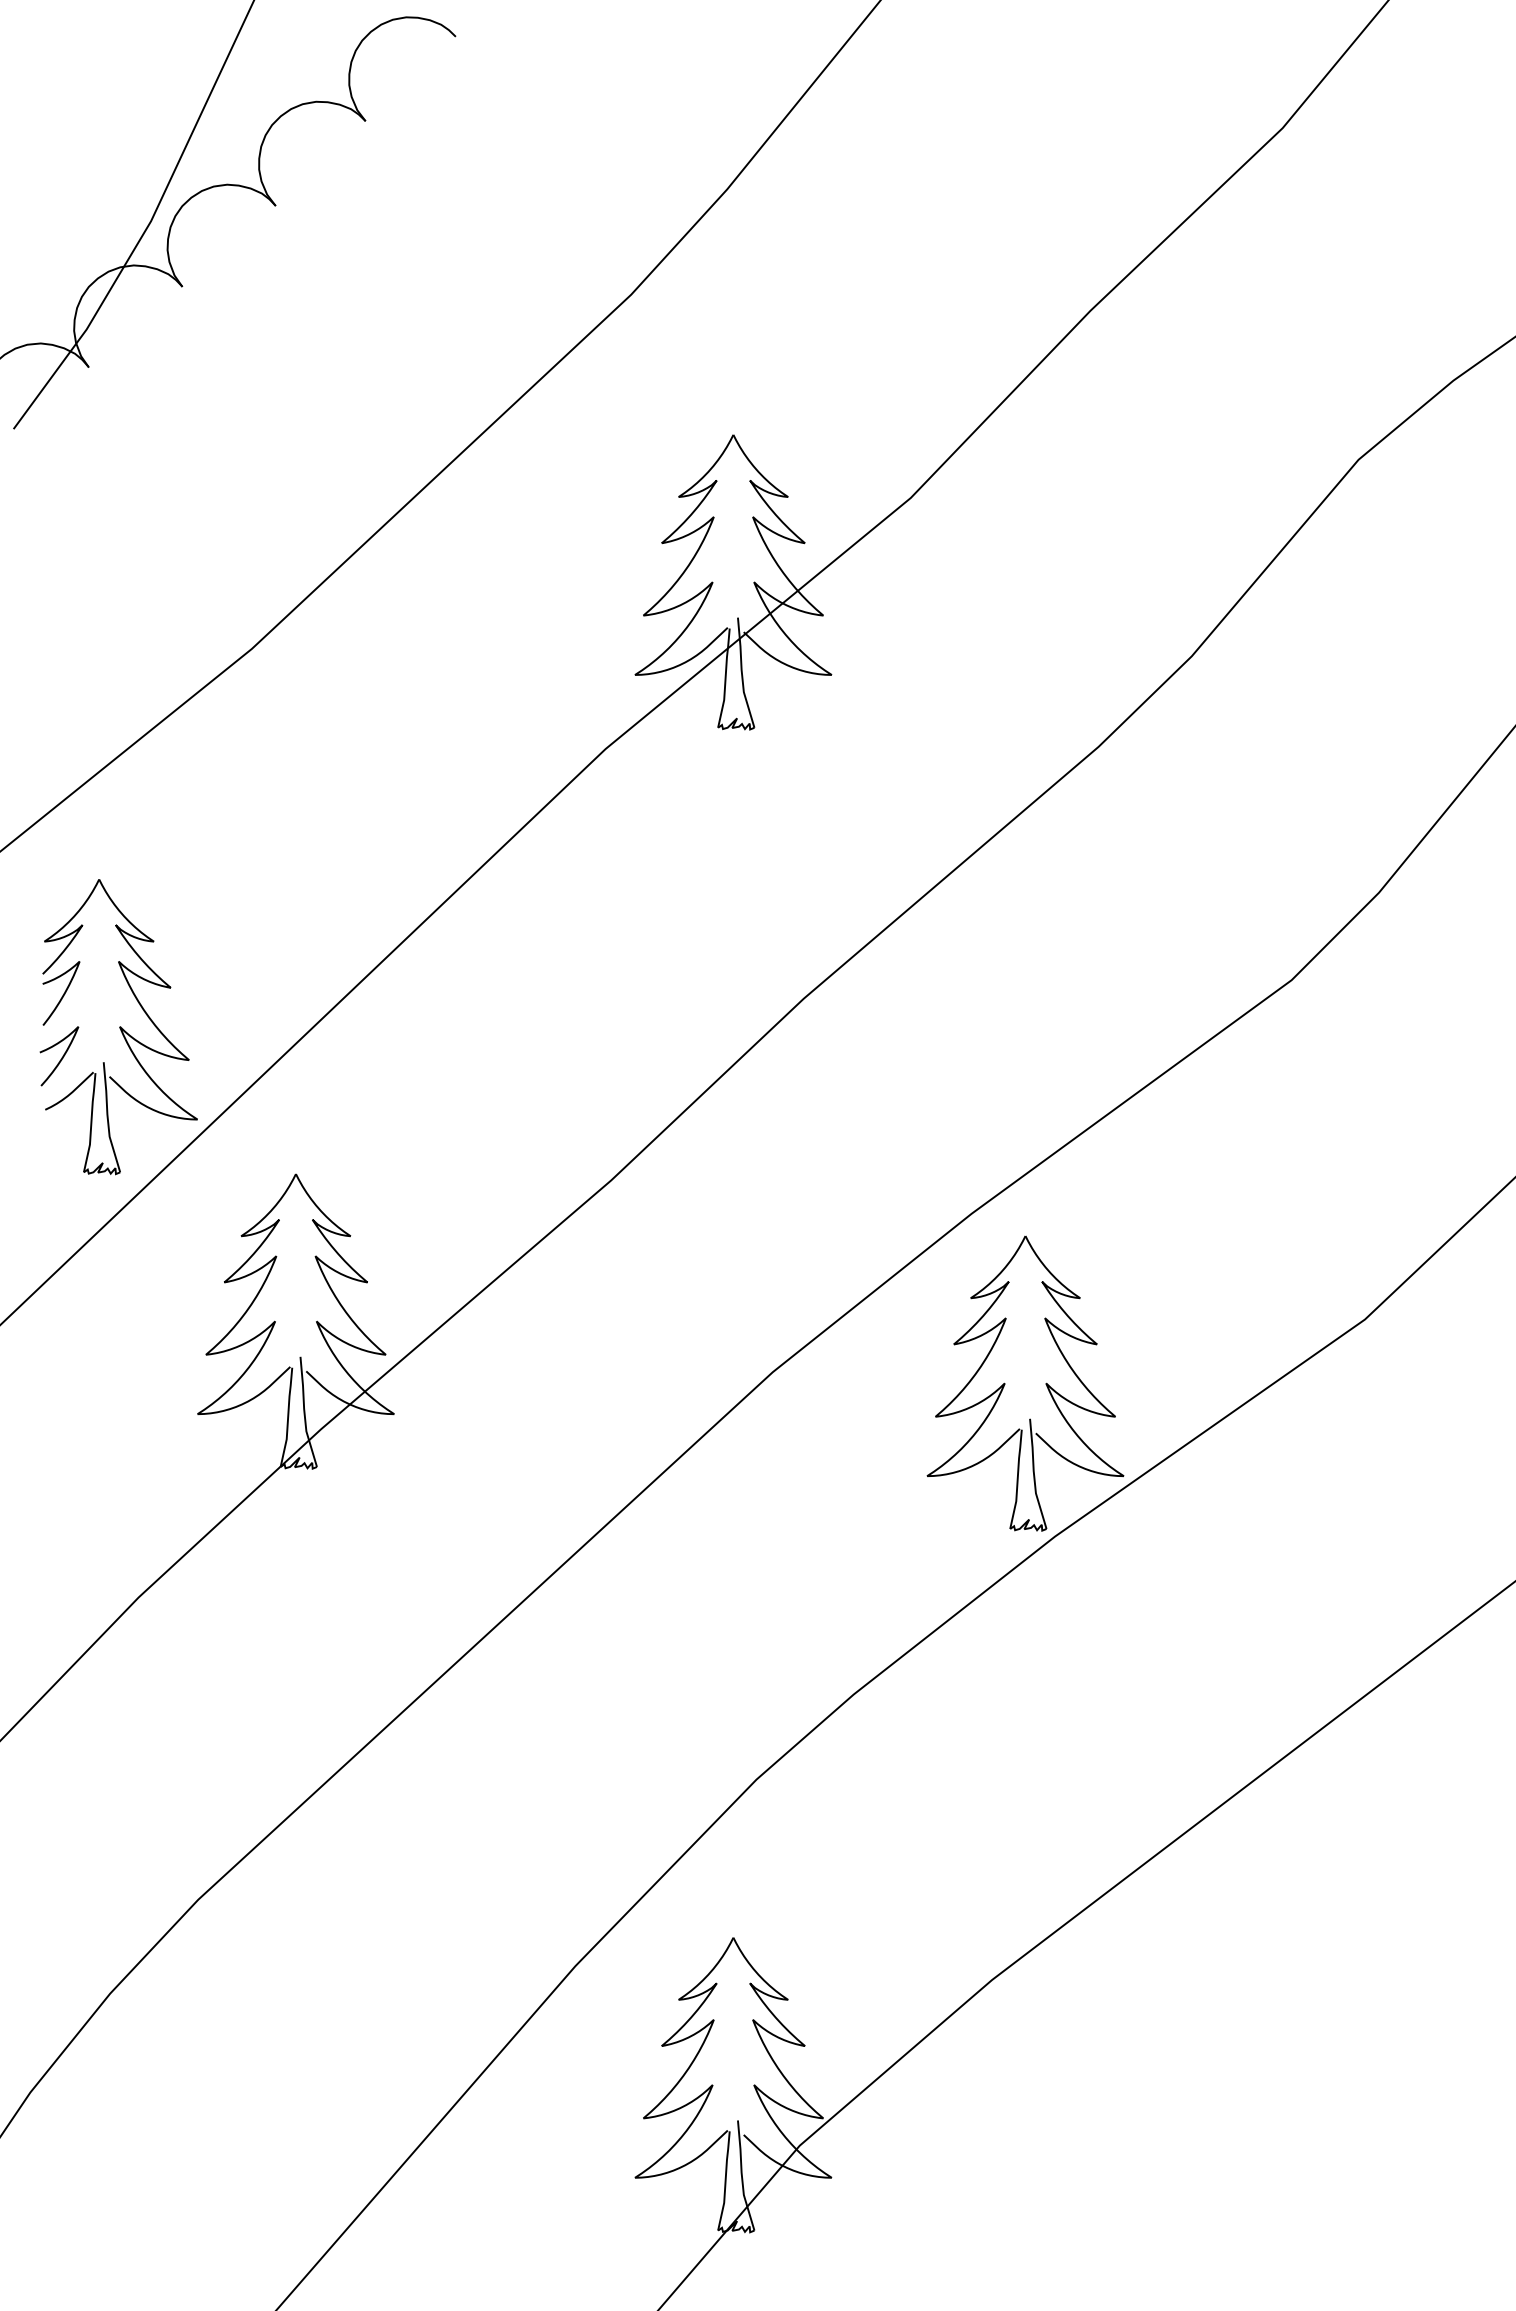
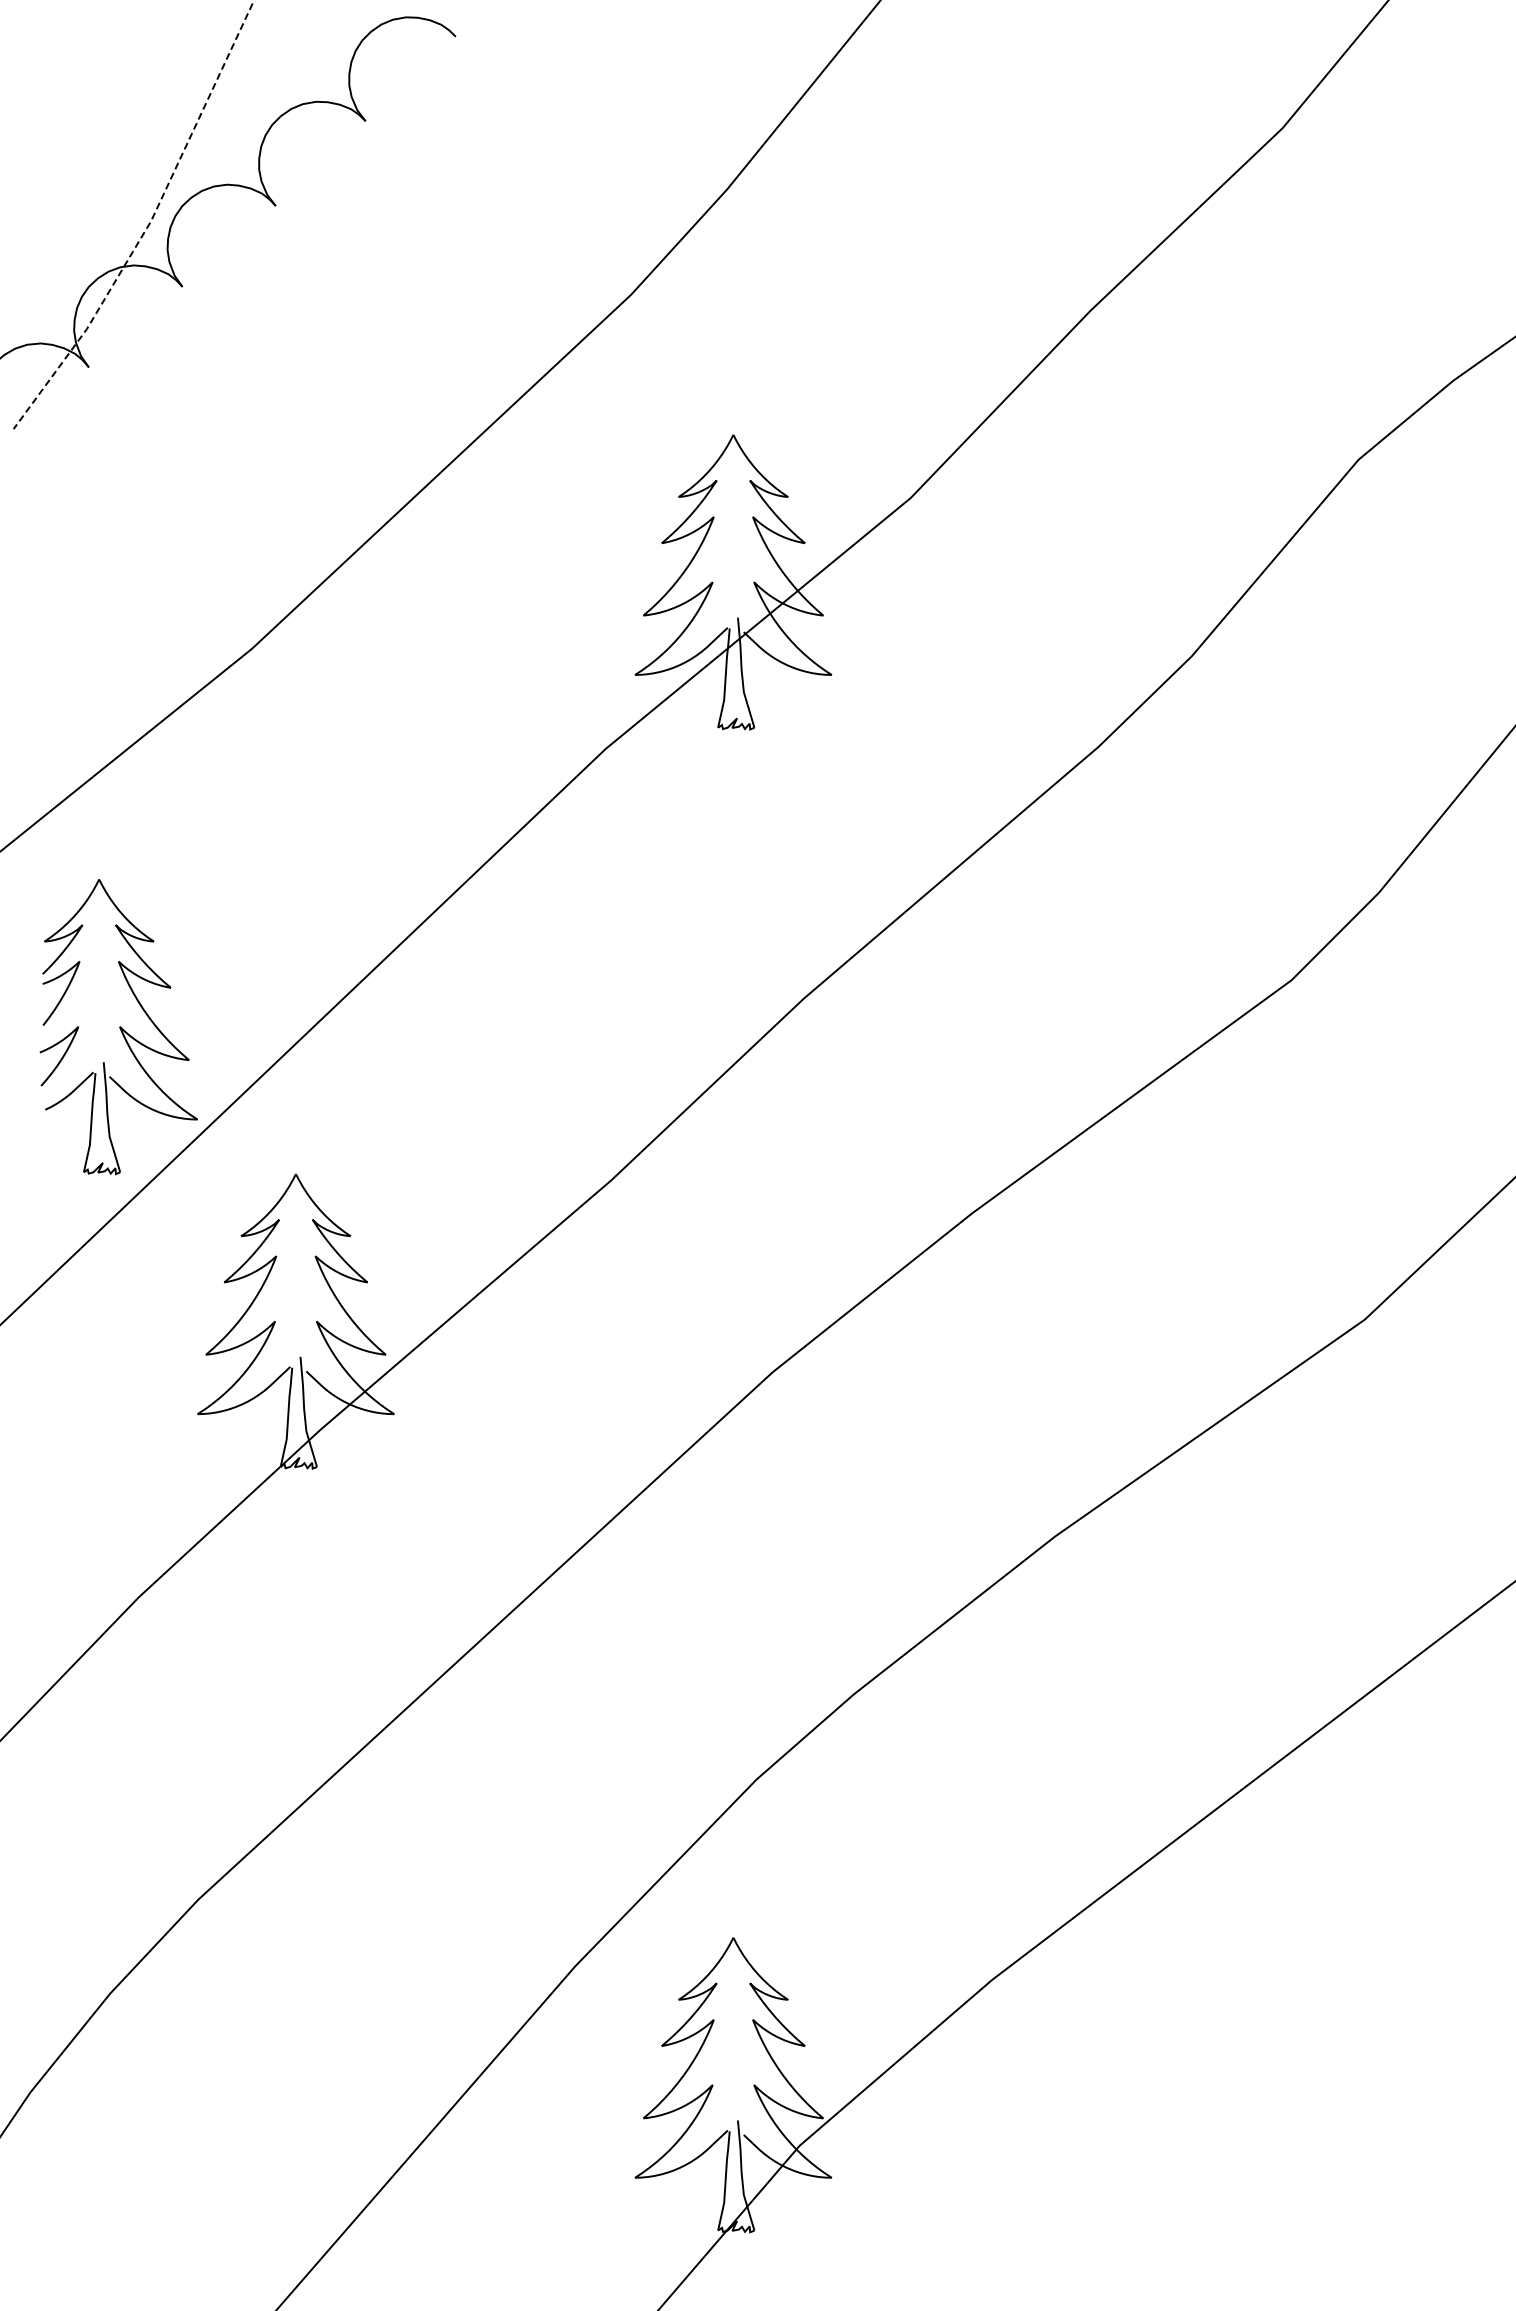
line: solid -> dashed (149, 223)
part: present -> none (1005, 1383)
